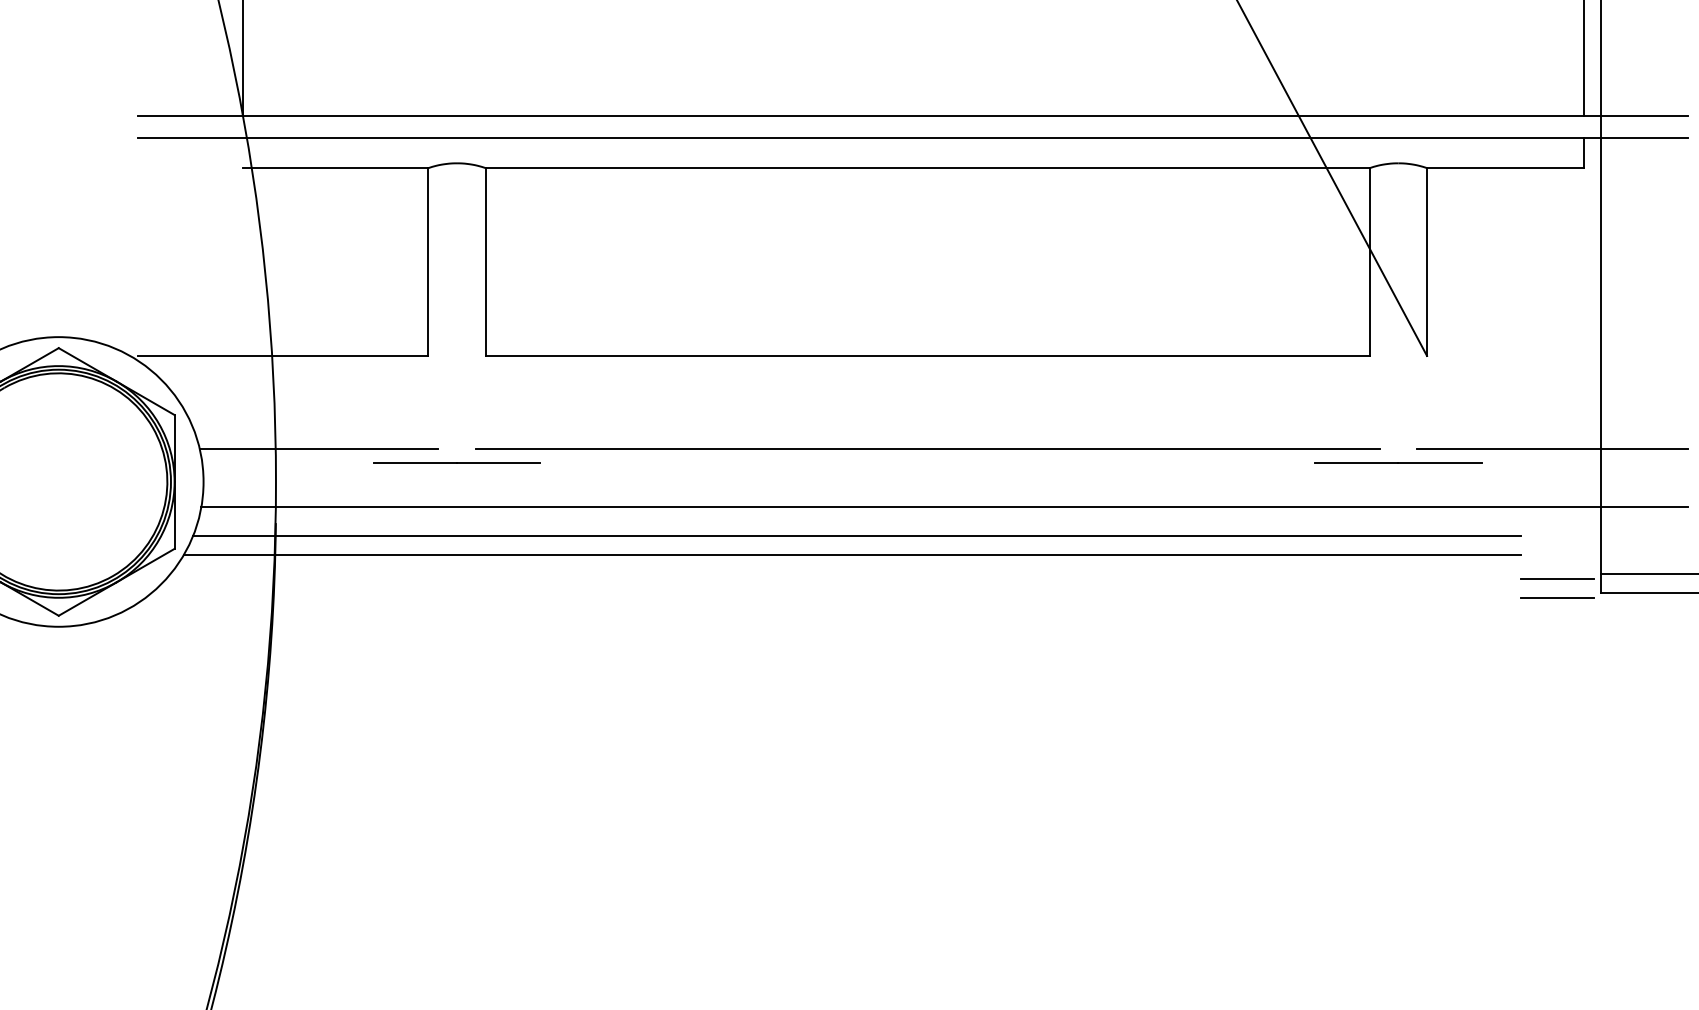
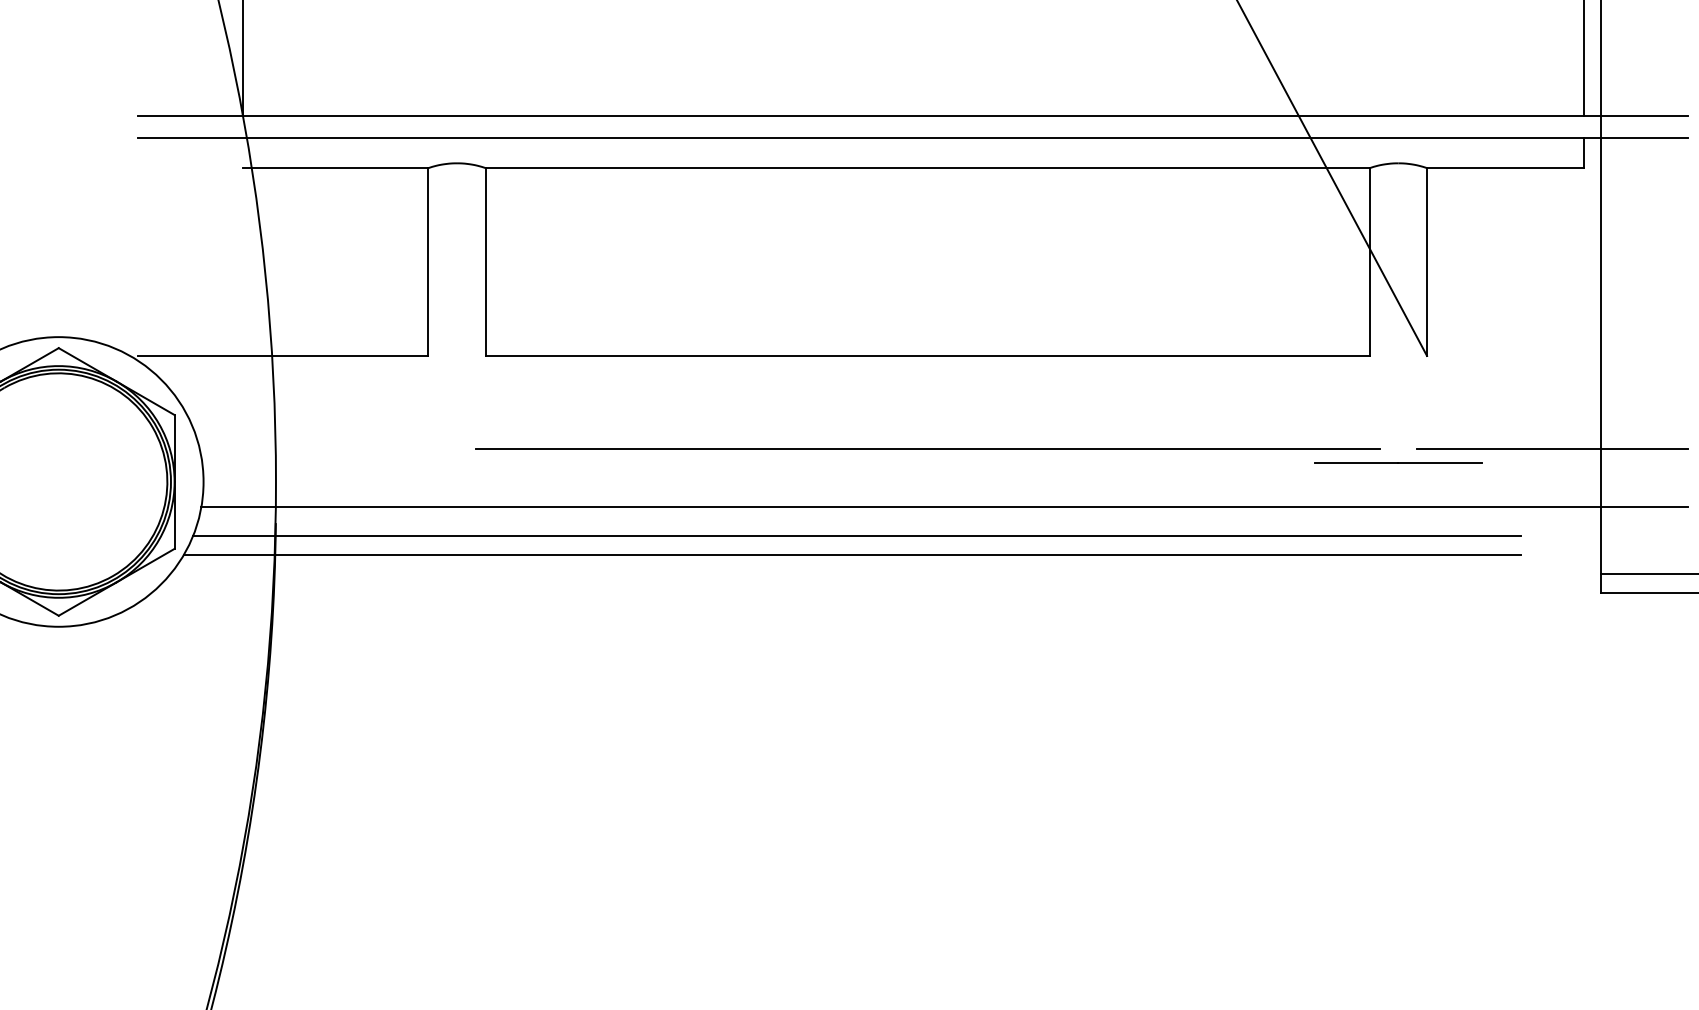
line: present -> none (318, 449)
line: present -> none (456, 462)
line: present -> none (1557, 578)
line: present -> none (1557, 598)
